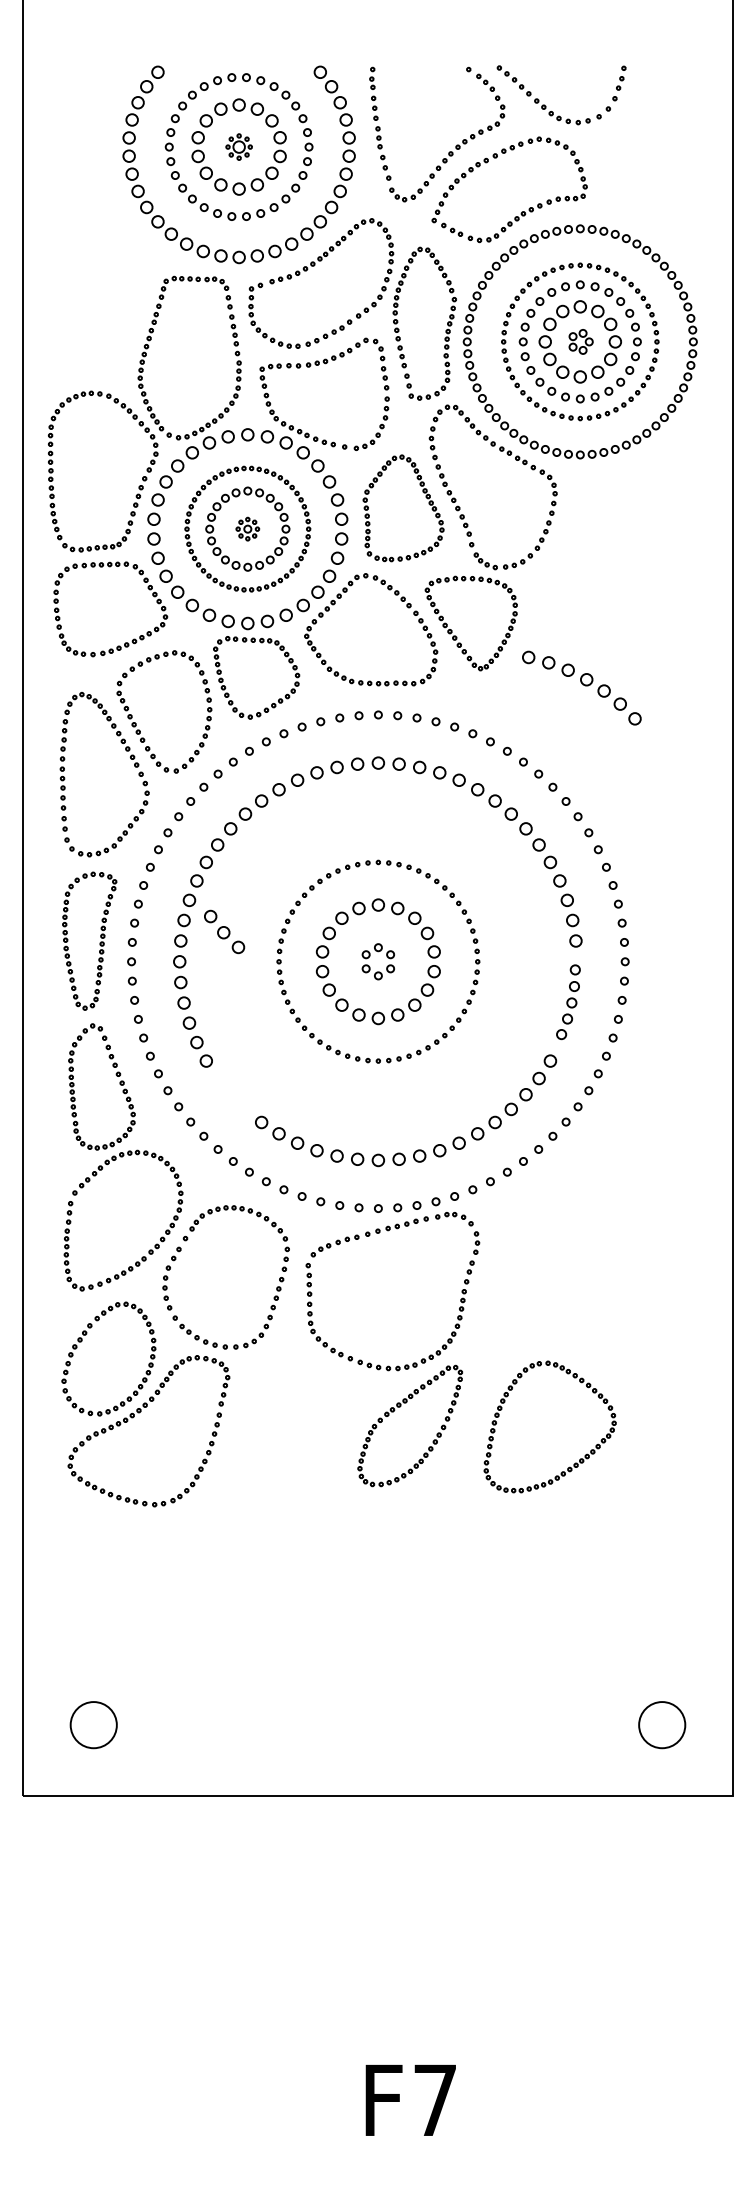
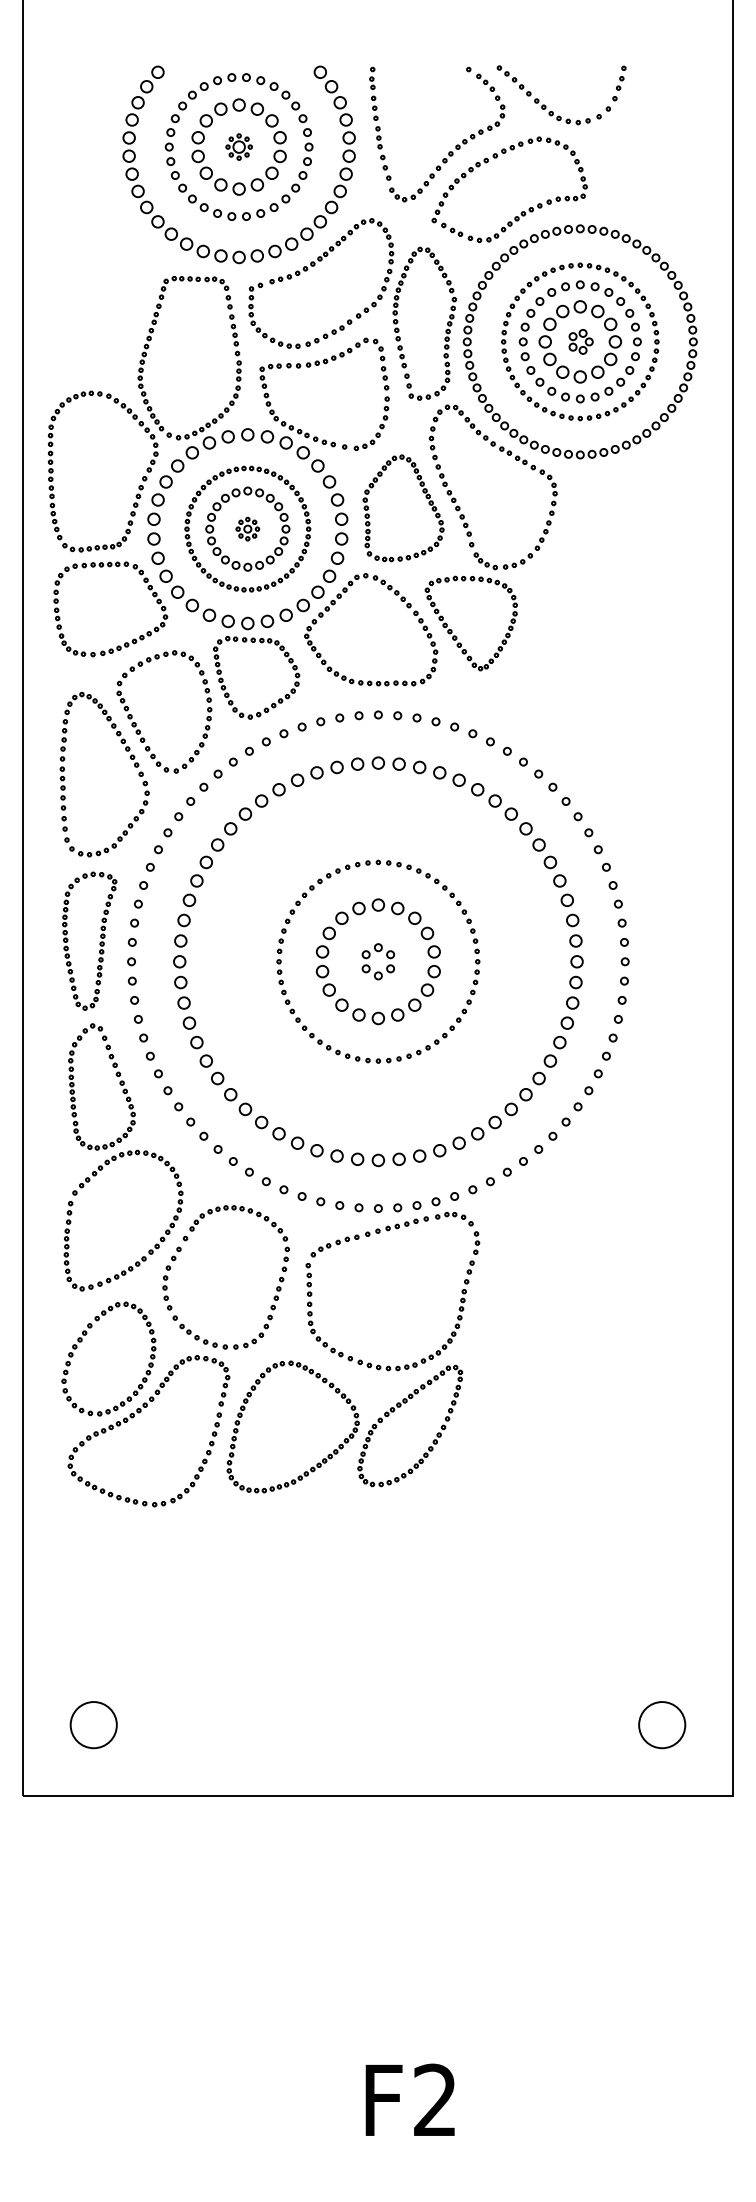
part: present -> none (581, 687)
part position: (224, 931) -> (231, 1093) (231, 1093)
part size: 25x77 px -> 31x95 px (568, 1002)
part position: (575, 1462) -> (318, 1462) (318, 1462)
text: F7 -> F2 (434, 2099)
